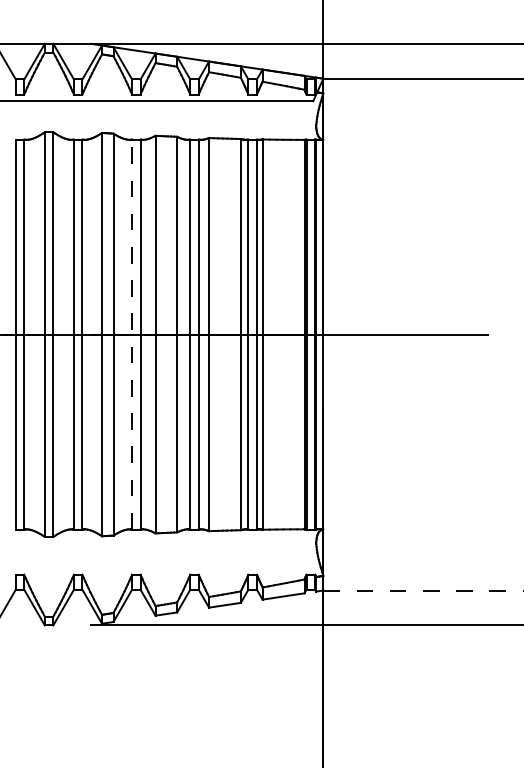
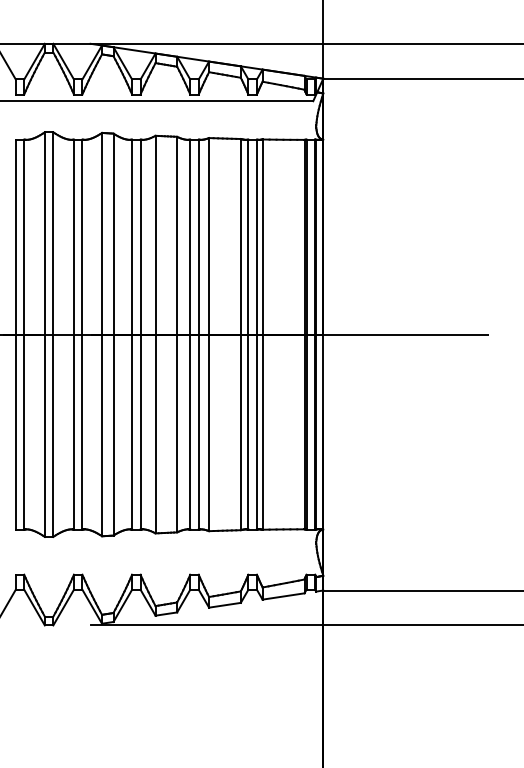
line: dashed -> solid (132, 334)
line: dashed -> solid (423, 590)
